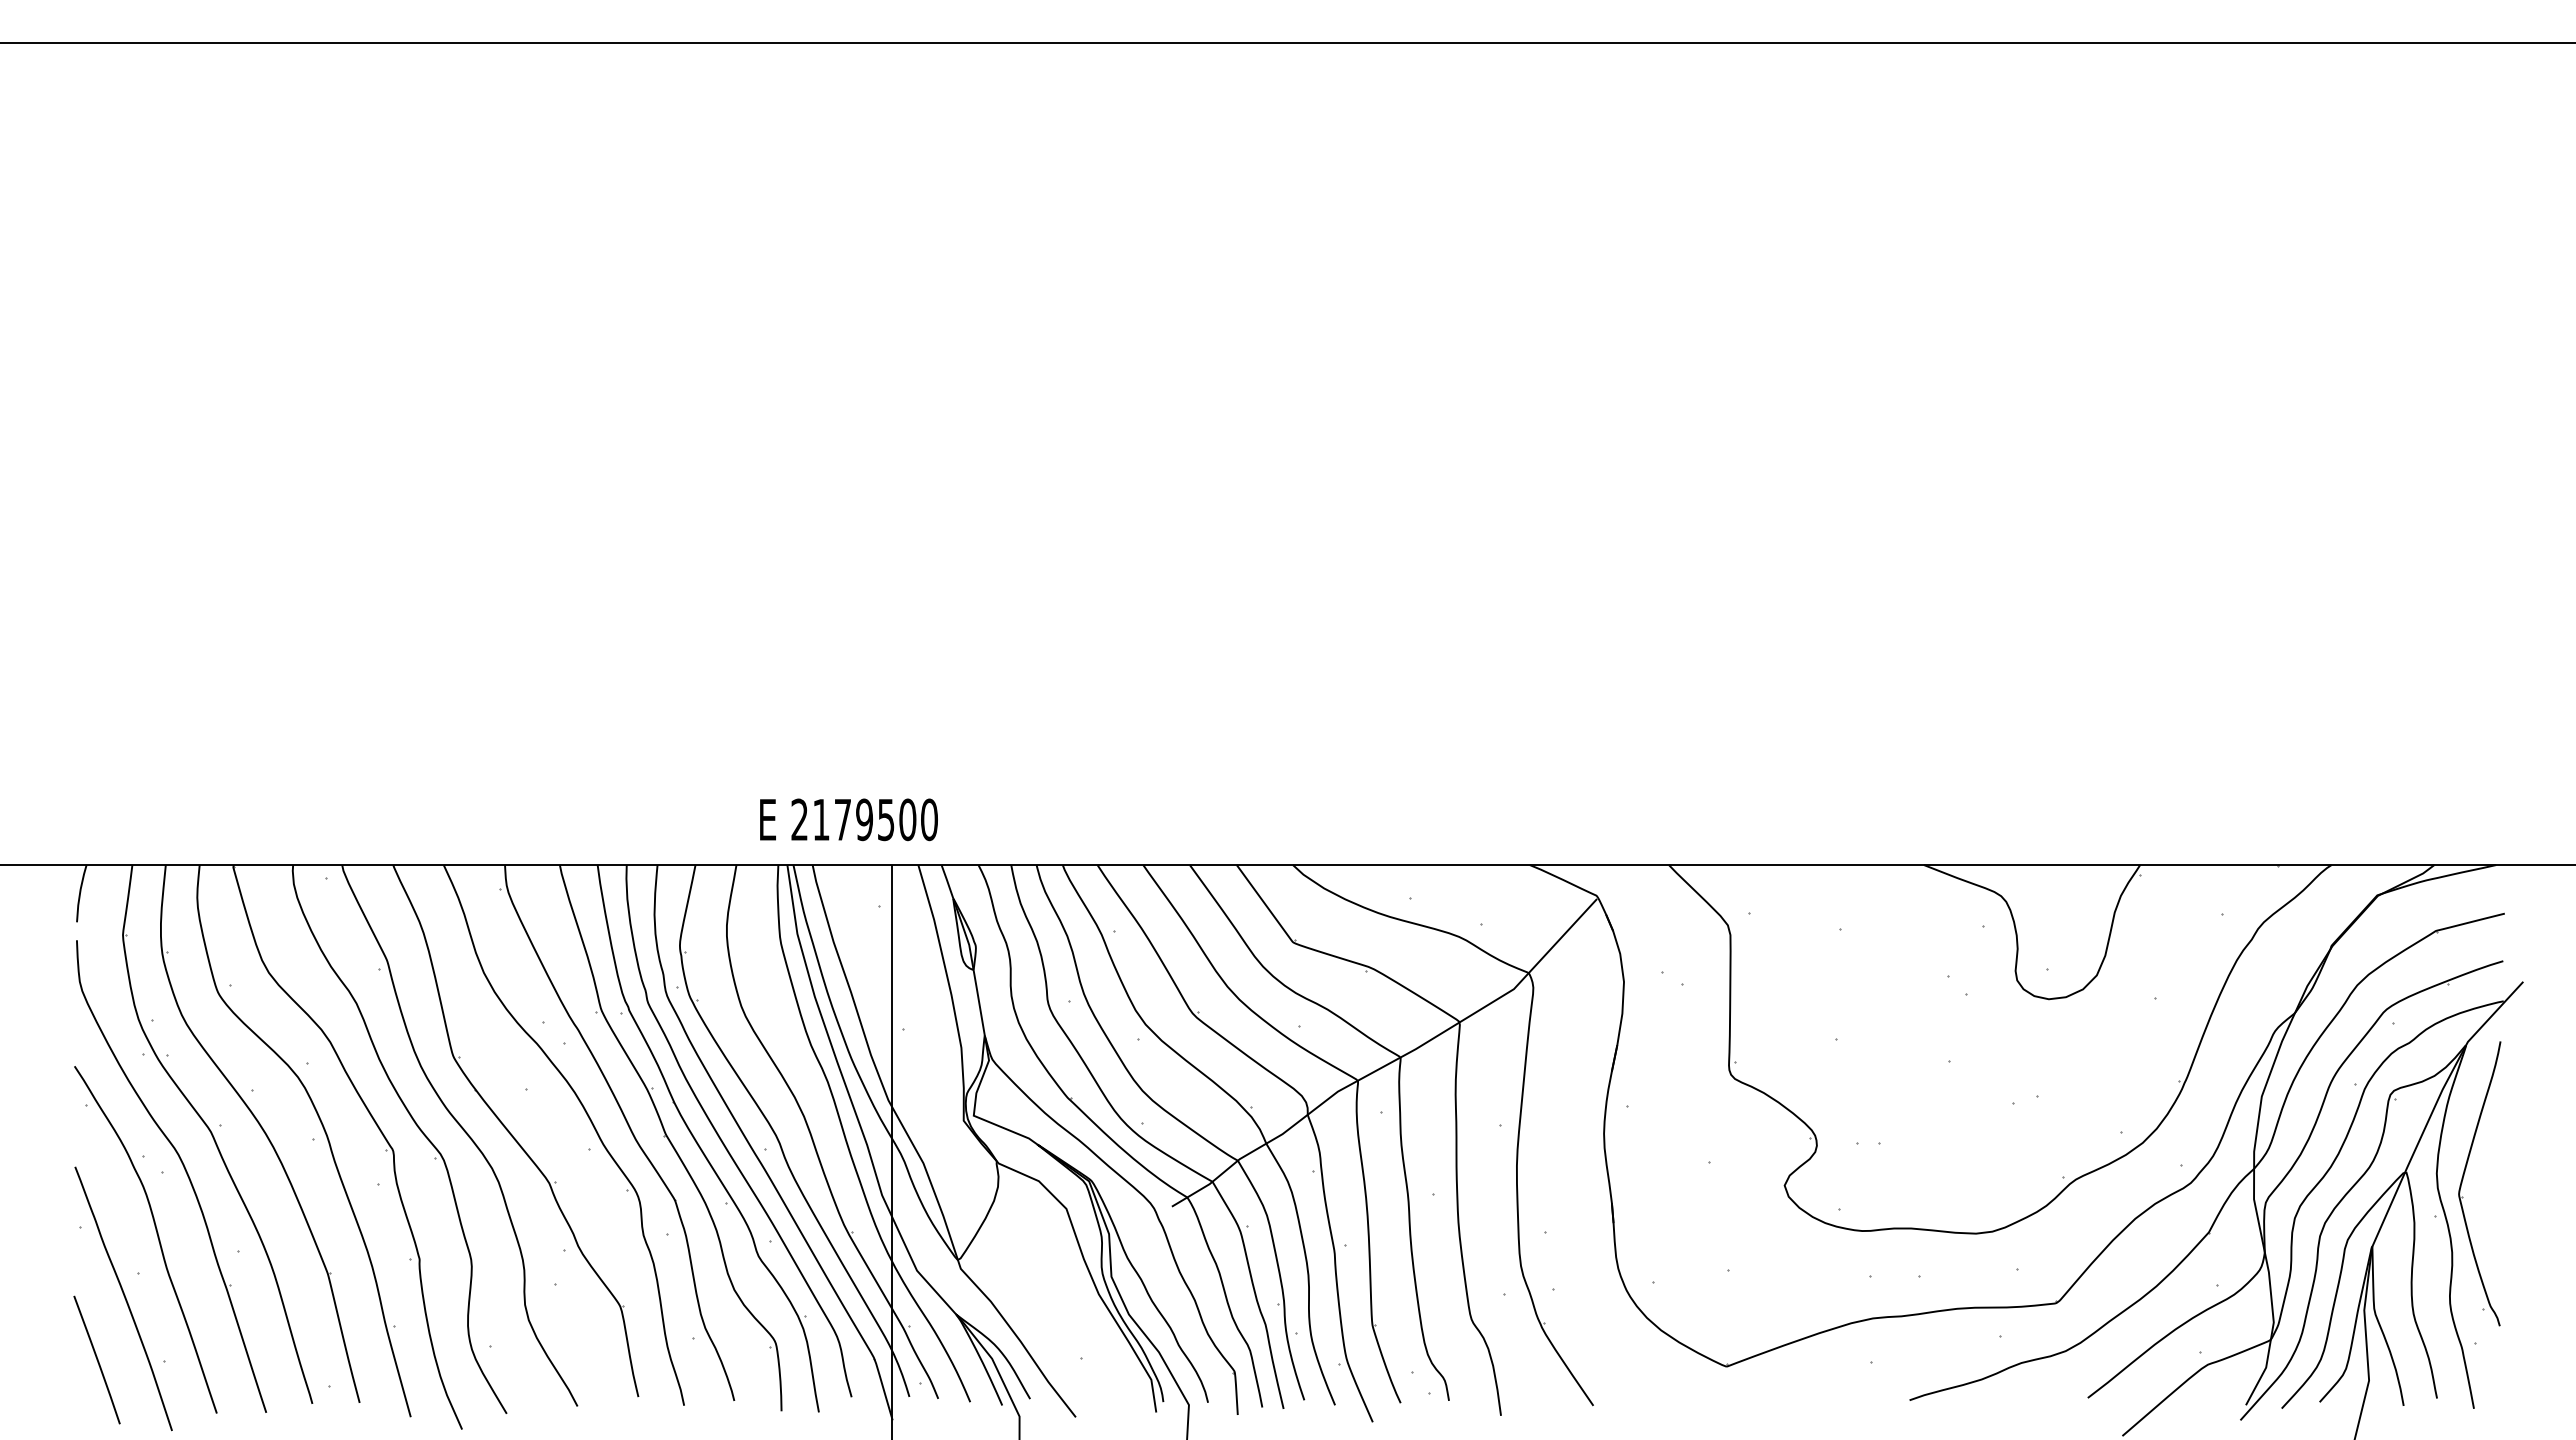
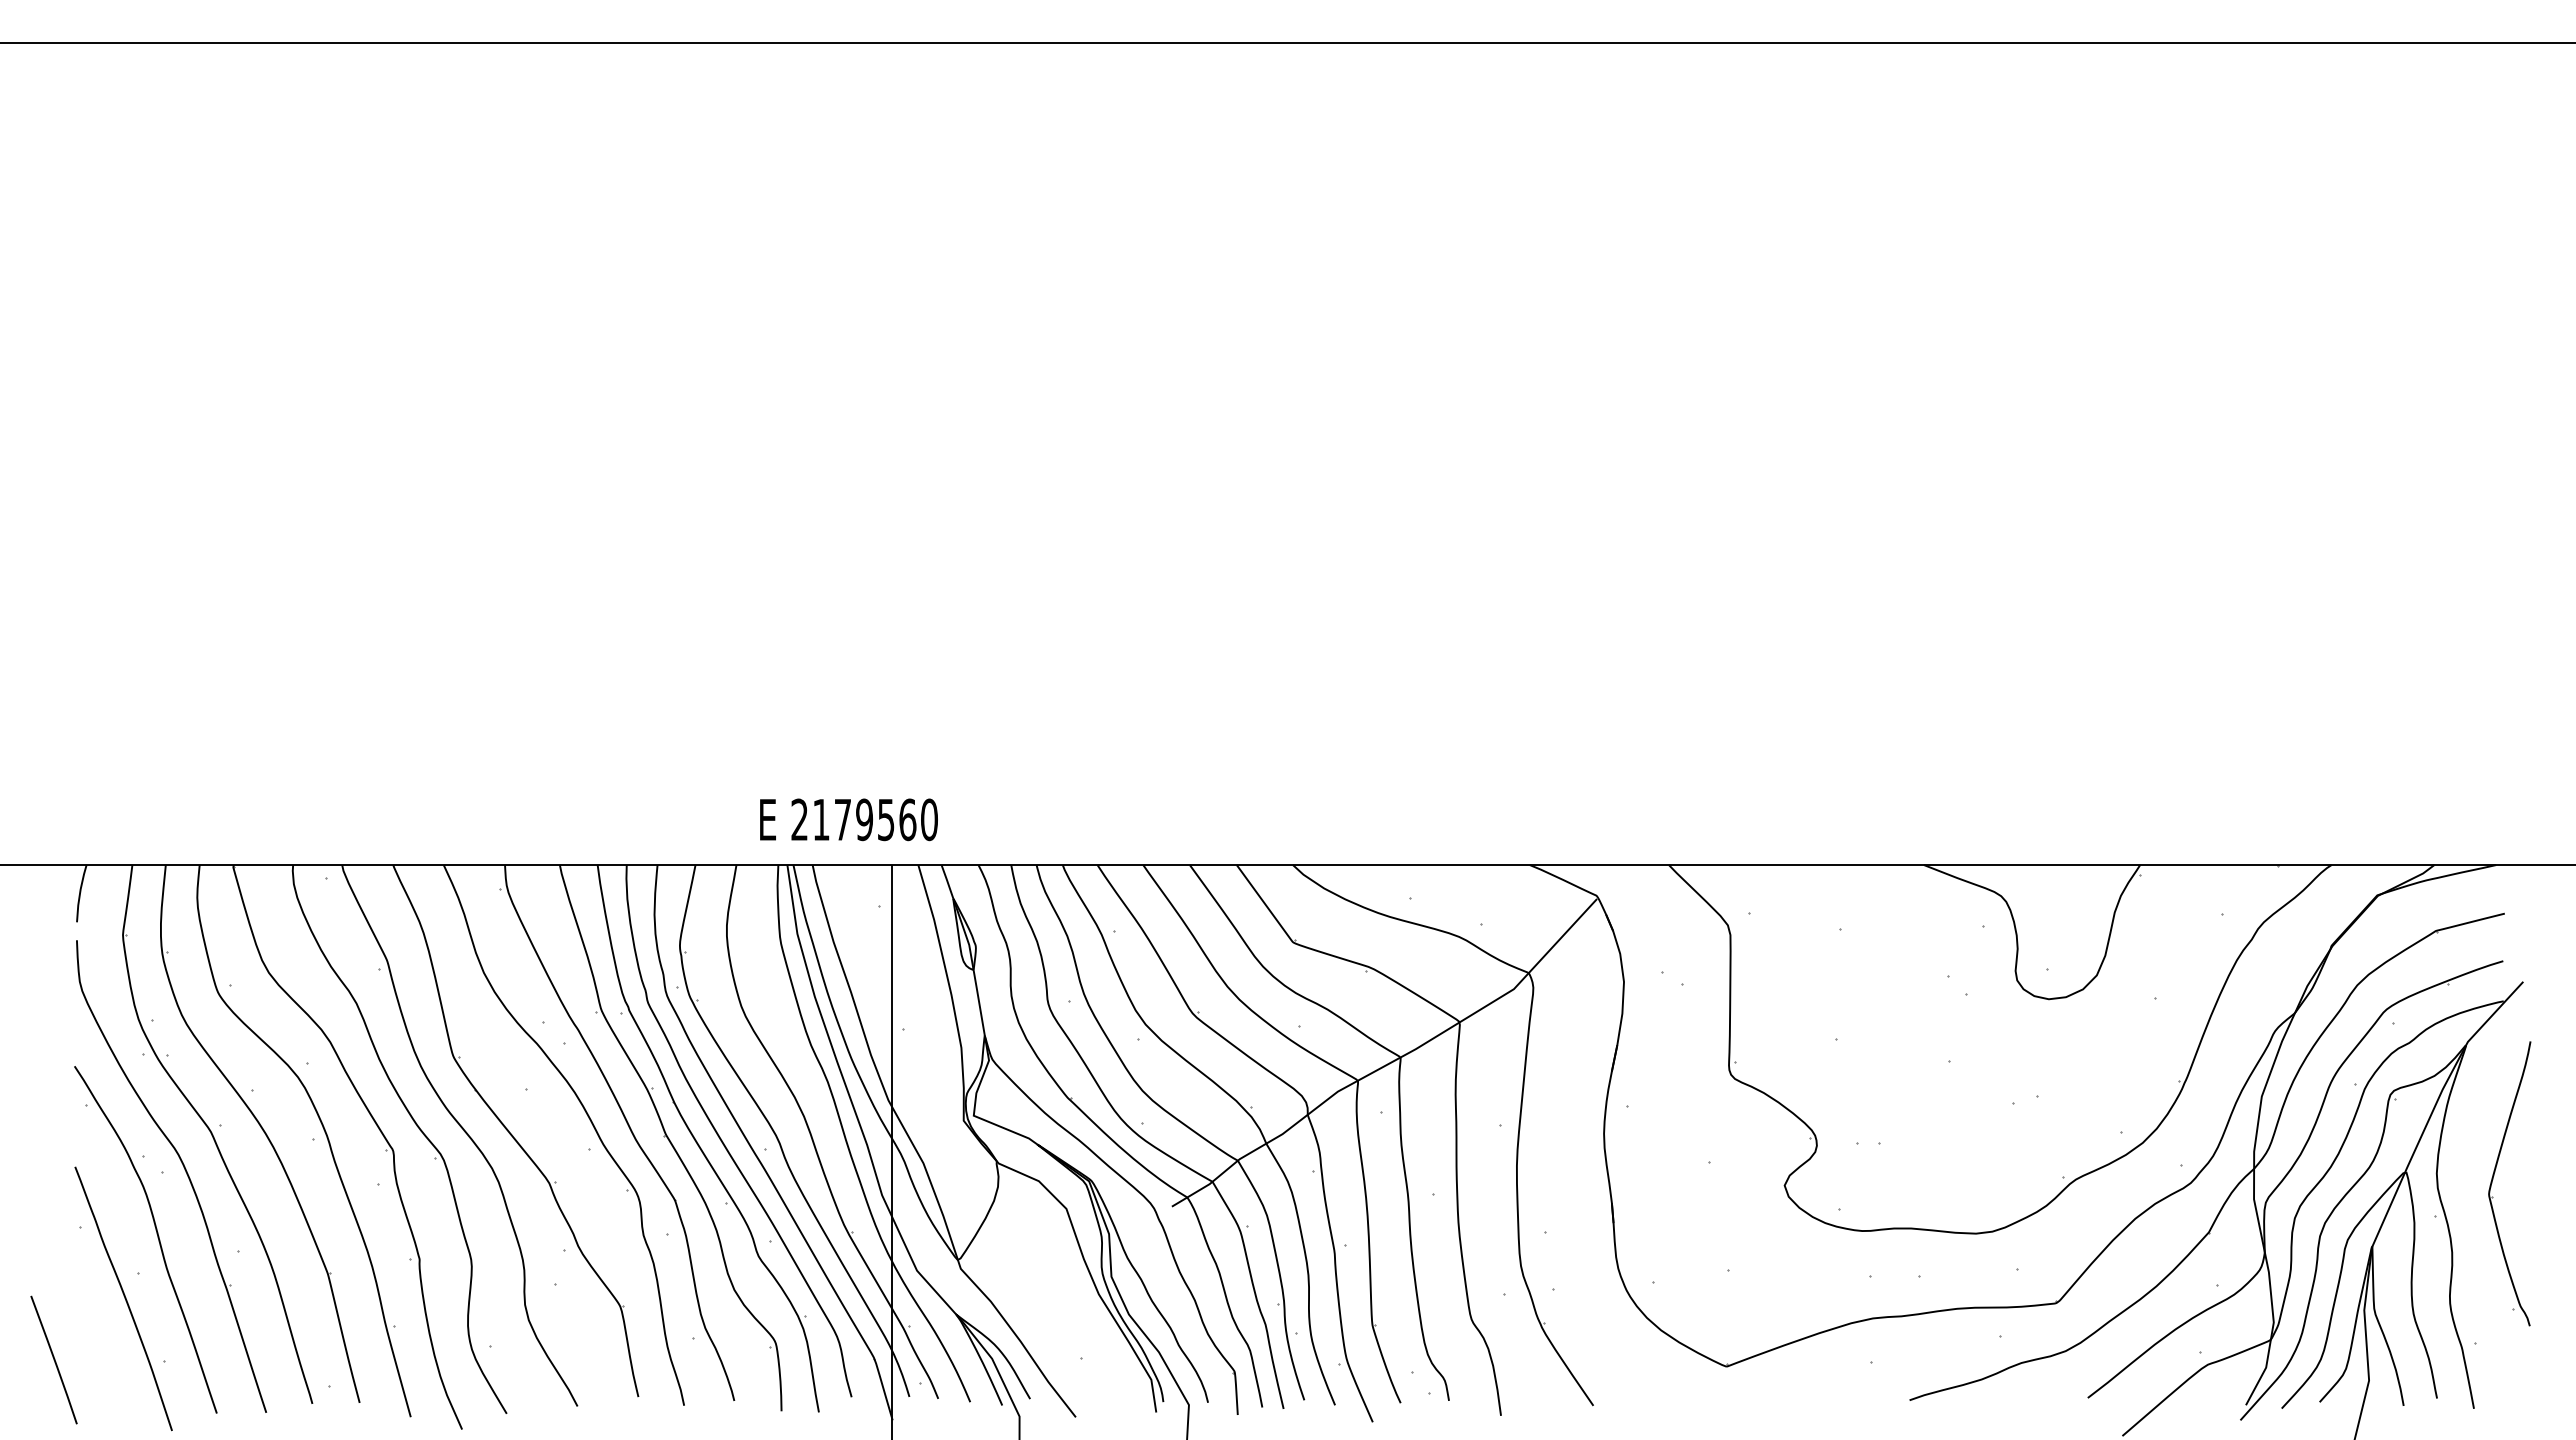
text: 2179500 -> 2179560 (907, 819)
part position: (2463, 1179) -> (2493, 1179) (2493, 1179)
line position: (96, 1359) -> (53, 1359) (53, 1359)
